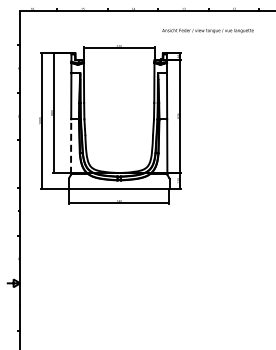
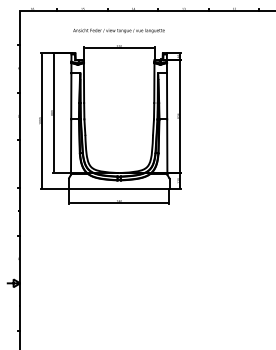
text position: (207, 30) -> (118, 30) (118, 30)
line: dashed -> solid (71, 146)
